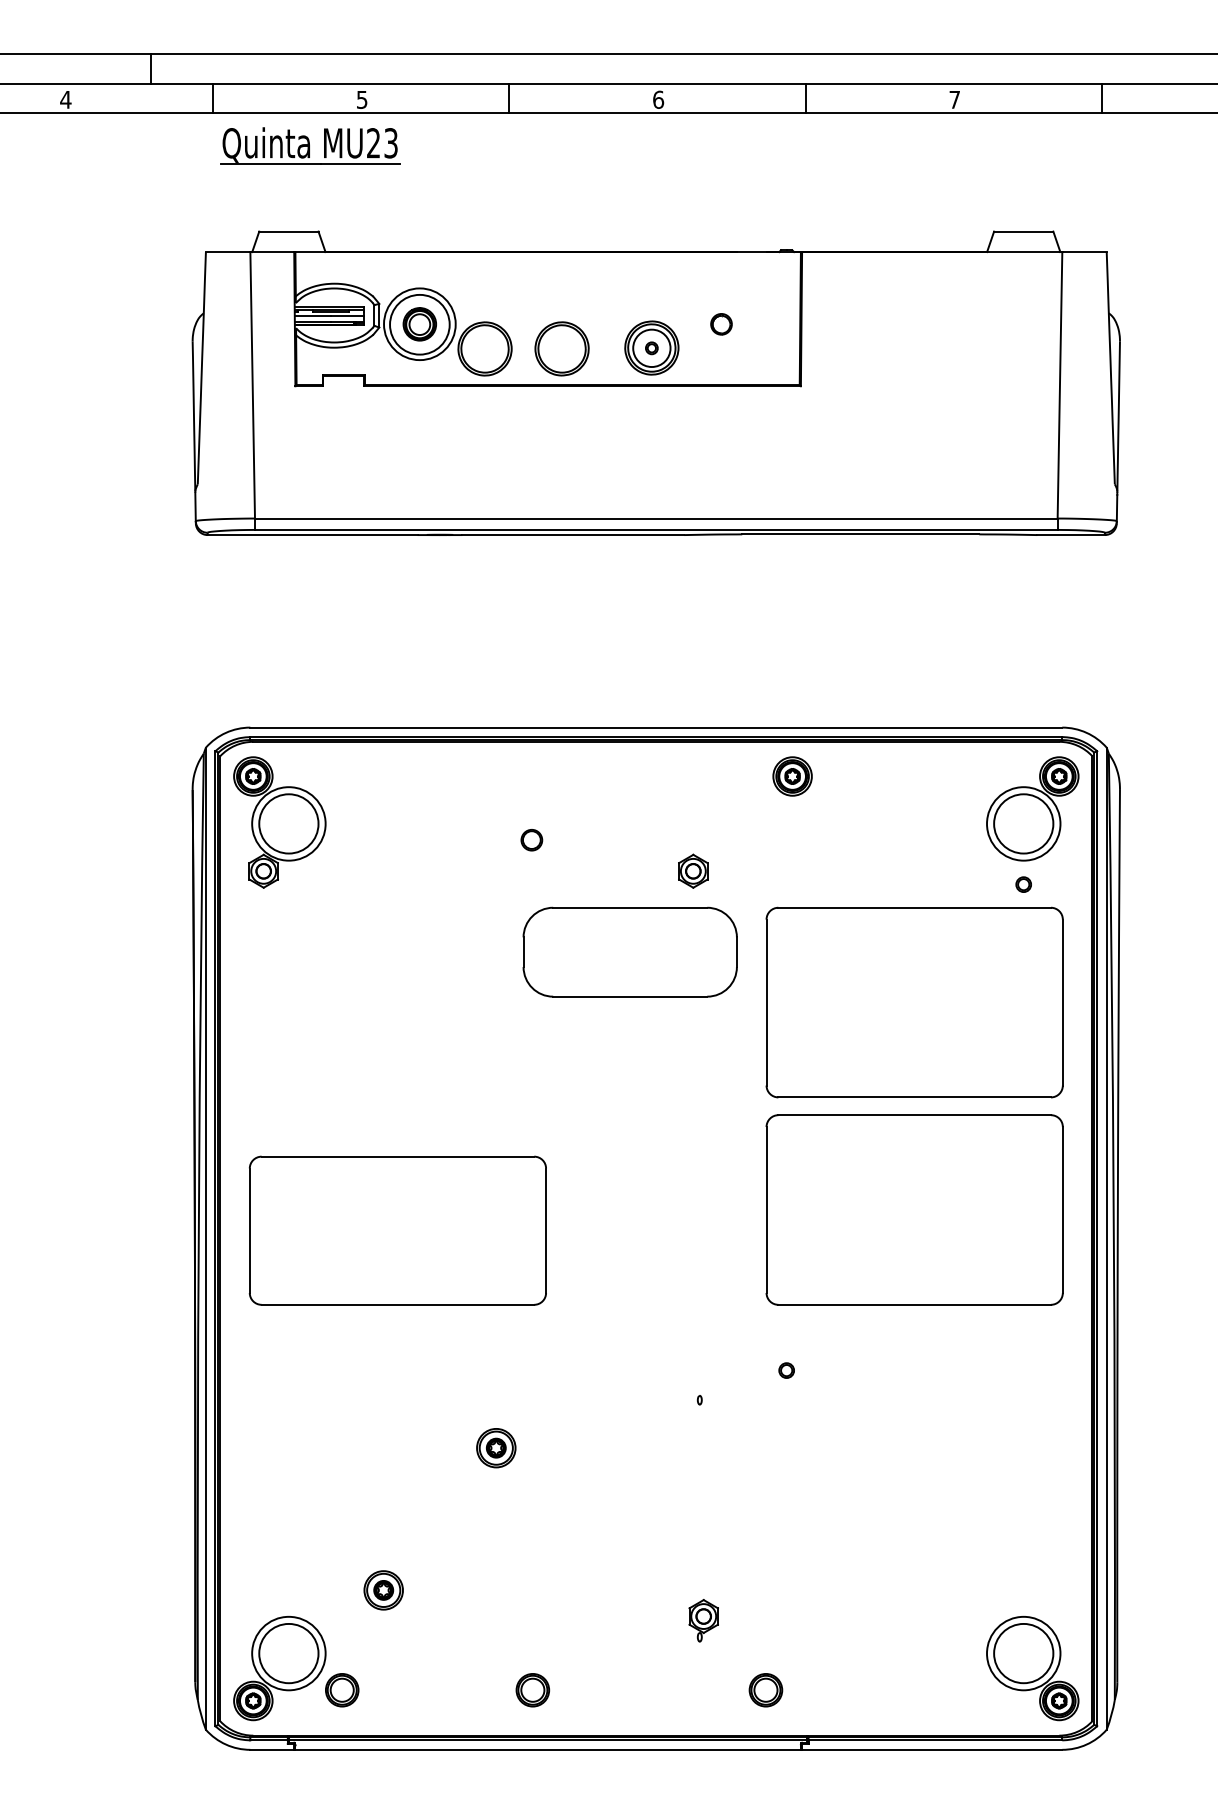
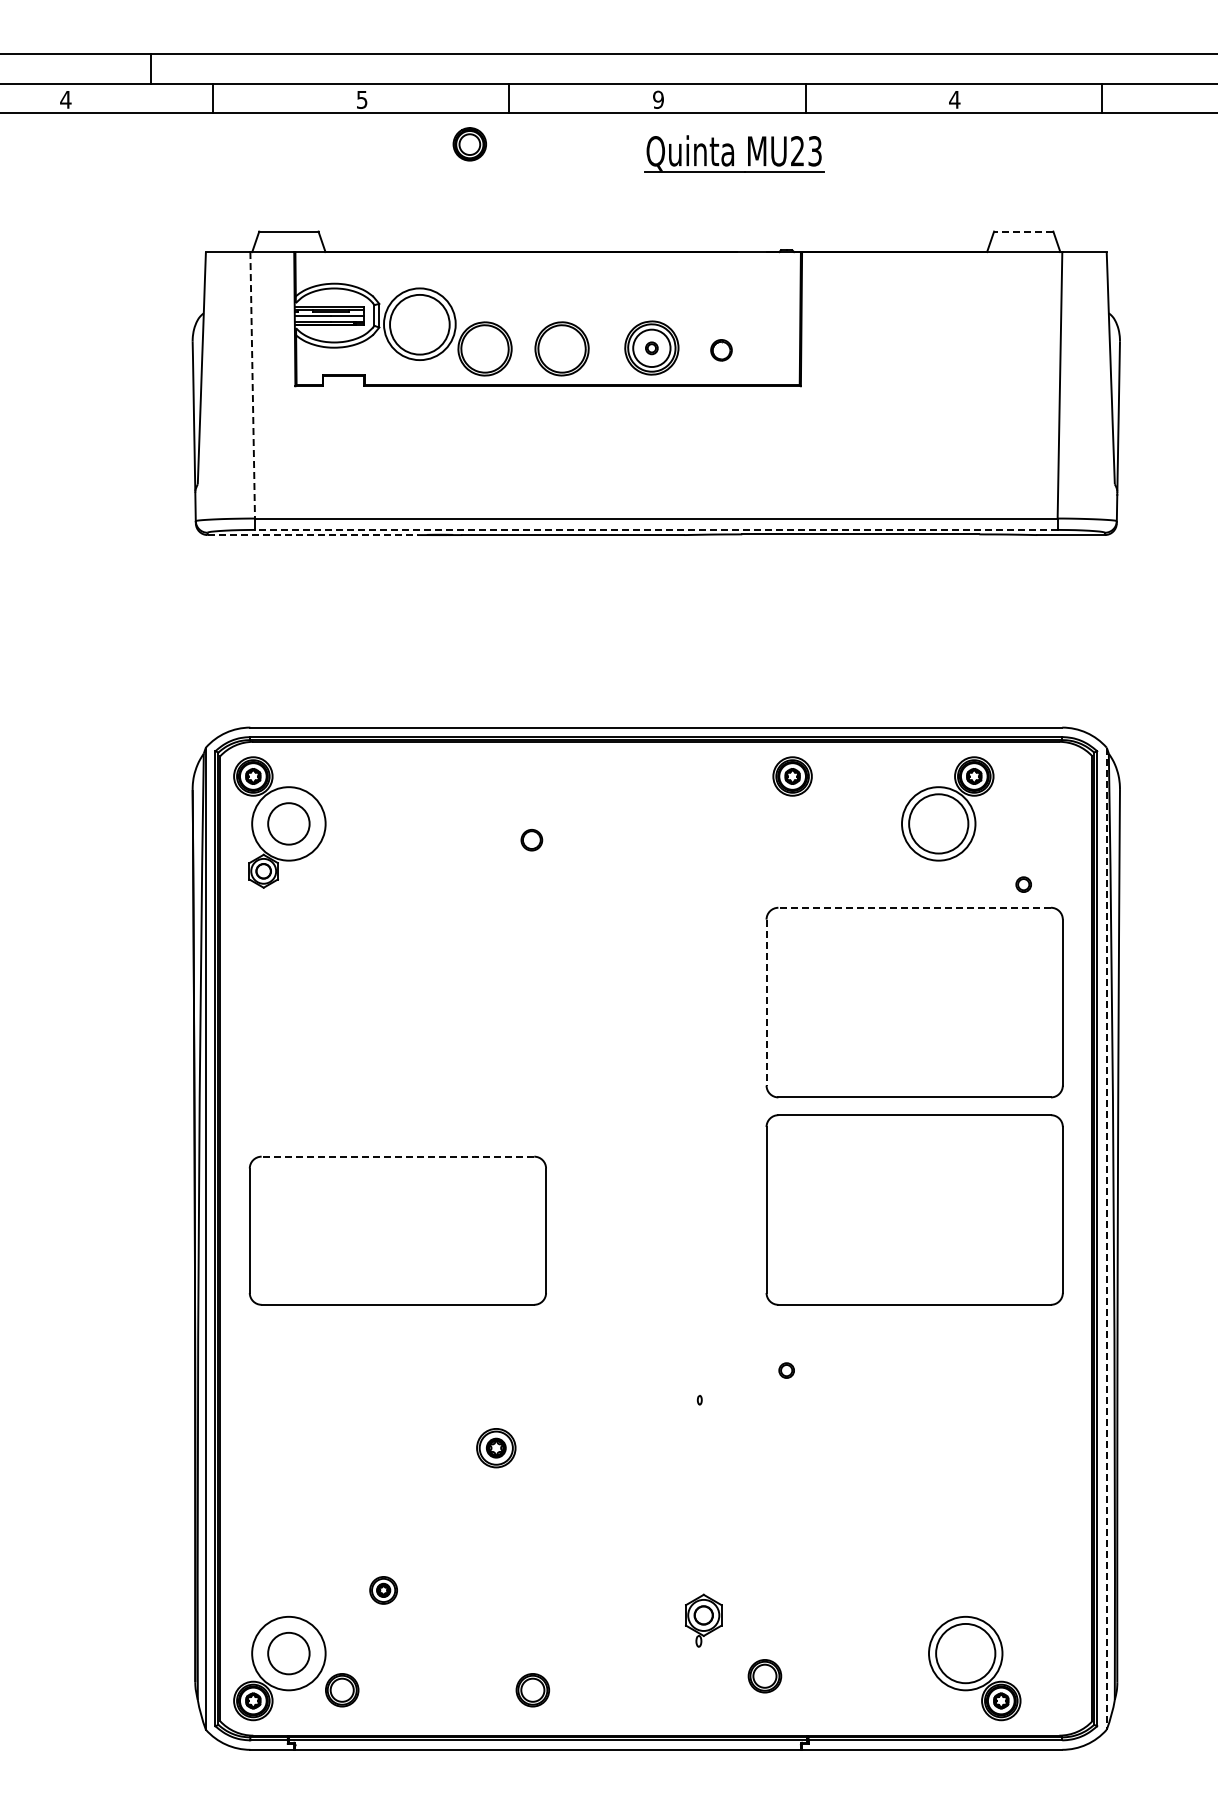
text: 6 -> 9 (658, 99)
text: 7 -> 4 (954, 99)
part position: (310, 145) -> (734, 153) (734, 153)
line: solid -> dashed (1023, 231)
part position: (419, 324) -> (469, 144) (469, 144)
part position: (721, 324) -> (721, 350) (721, 350)
line: solid -> dashed (252, 385)
line: solid -> dashed (655, 529)
line: solid -> dashed (312, 535)
part position: (1032, 808) -> (947, 808) (947, 808)
circle diameter: 59 px -> 41 px (288, 823)
part: present -> none (693, 870)
line: solid -> dashed (914, 907)
part: present -> none (629, 951)
line: solid -> dashed (766, 1002)
line: solid -> dashed (397, 1156)
line: solid -> dashed (1106, 1239)
part size: 41x41 px -> 29x29 px (383, 1590)
part size: 31x44 px -> 38x55 px (703, 1620)
circle diameter: 59 px -> 41 px (288, 1653)
part position: (1032, 1668) -> (974, 1668) (974, 1668)
part position: (765, 1690) -> (764, 1676) (764, 1676)
